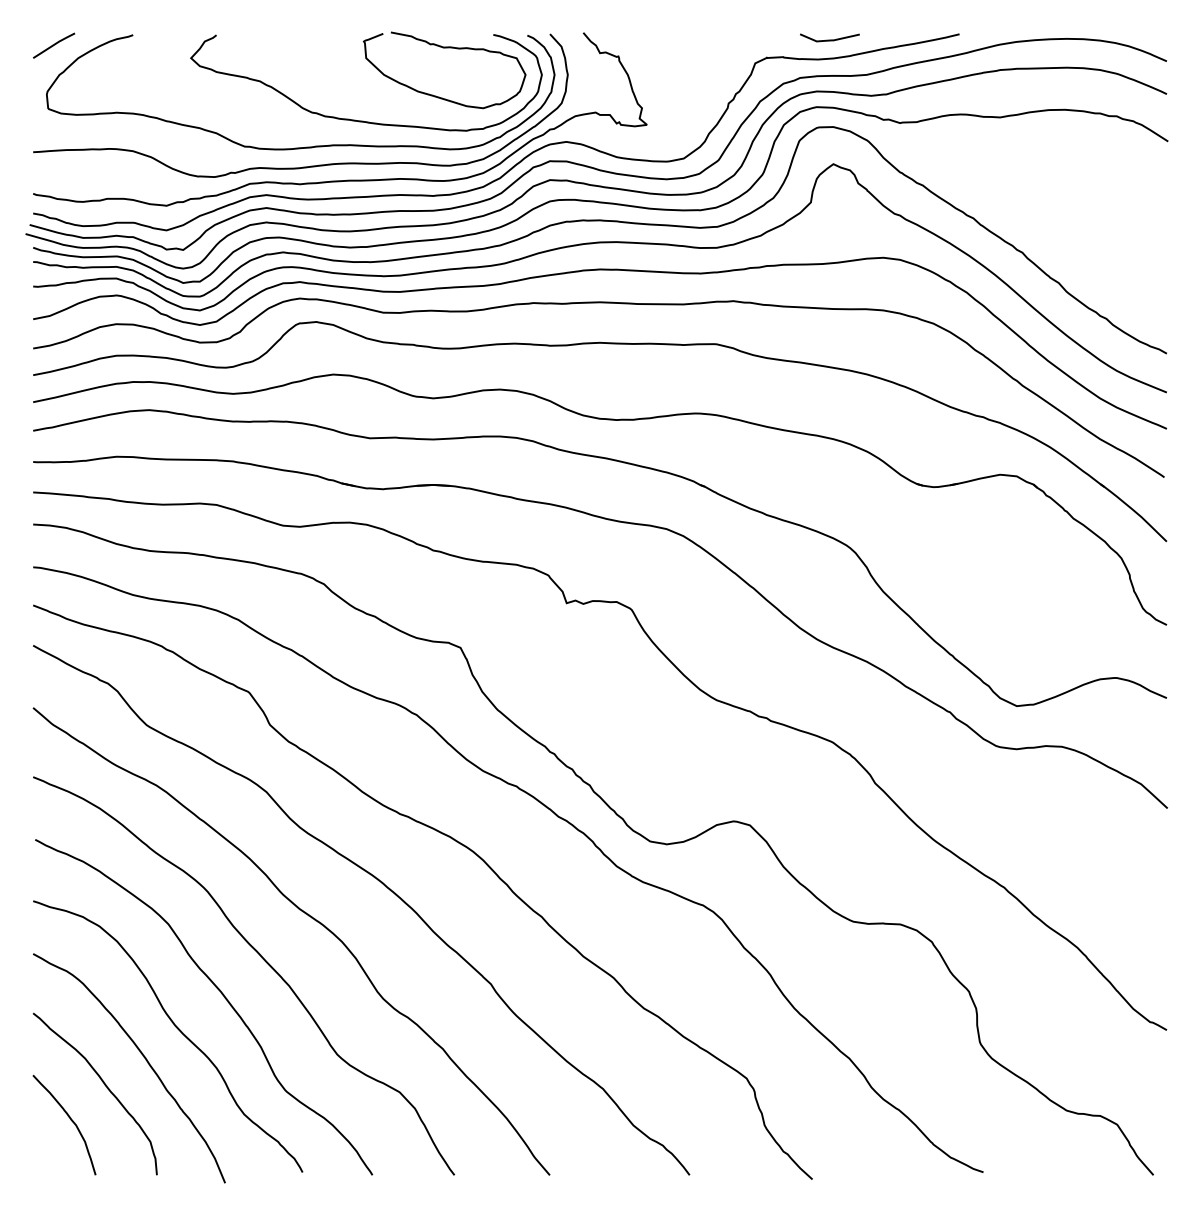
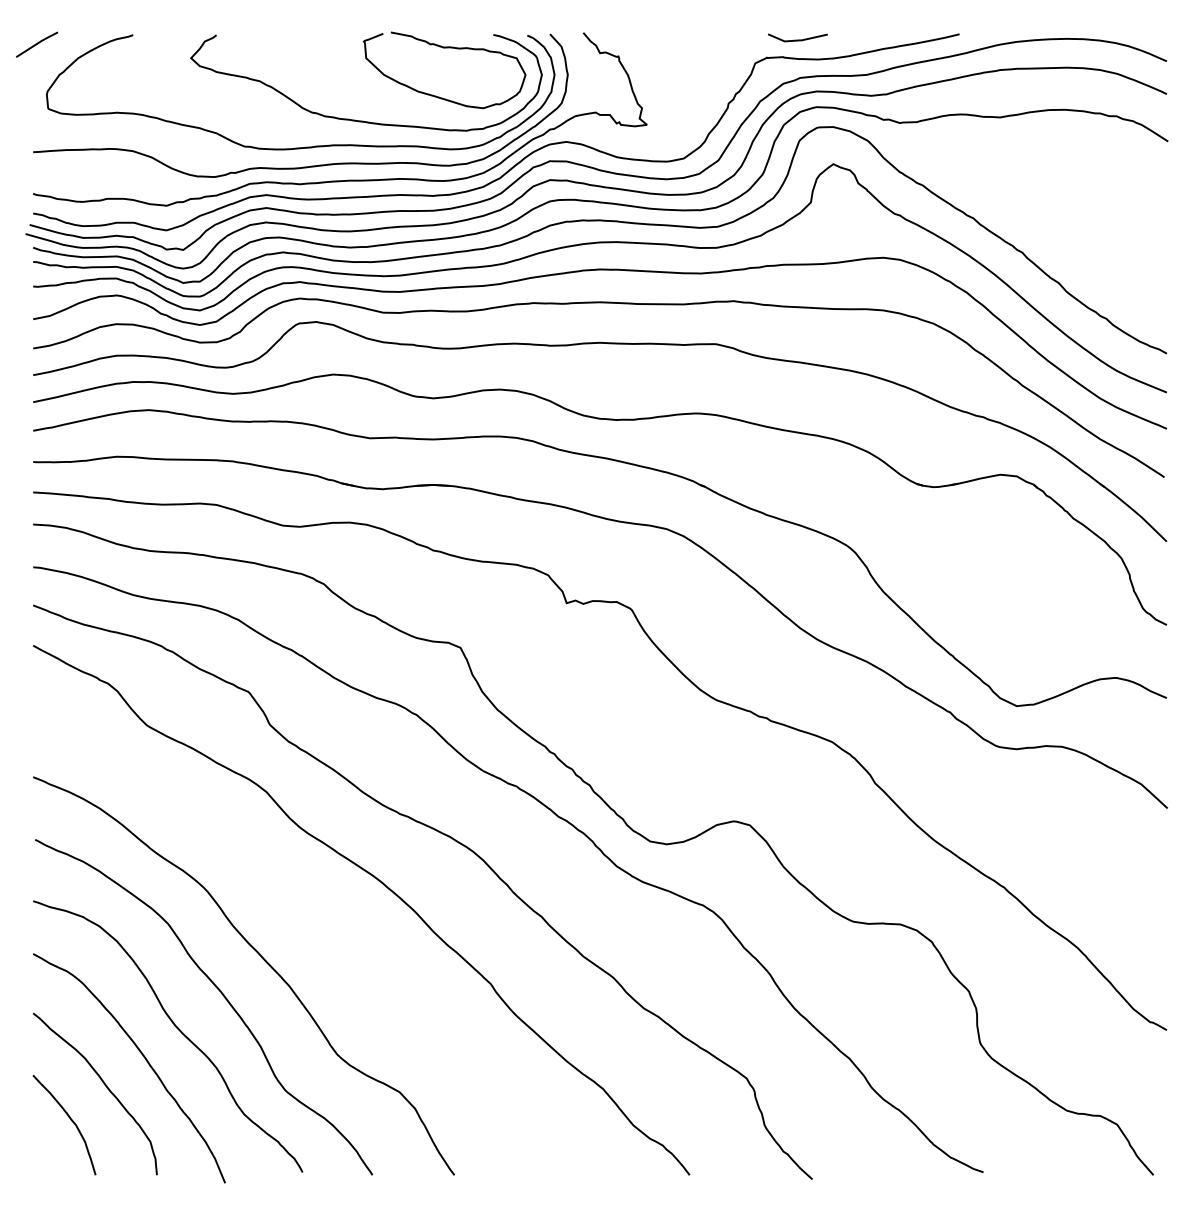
line position: (829, 39) -> (797, 39) (797, 39)
line position: (54, 45) -> (37, 44) (37, 44)
curve: present -> none (308, 916)
